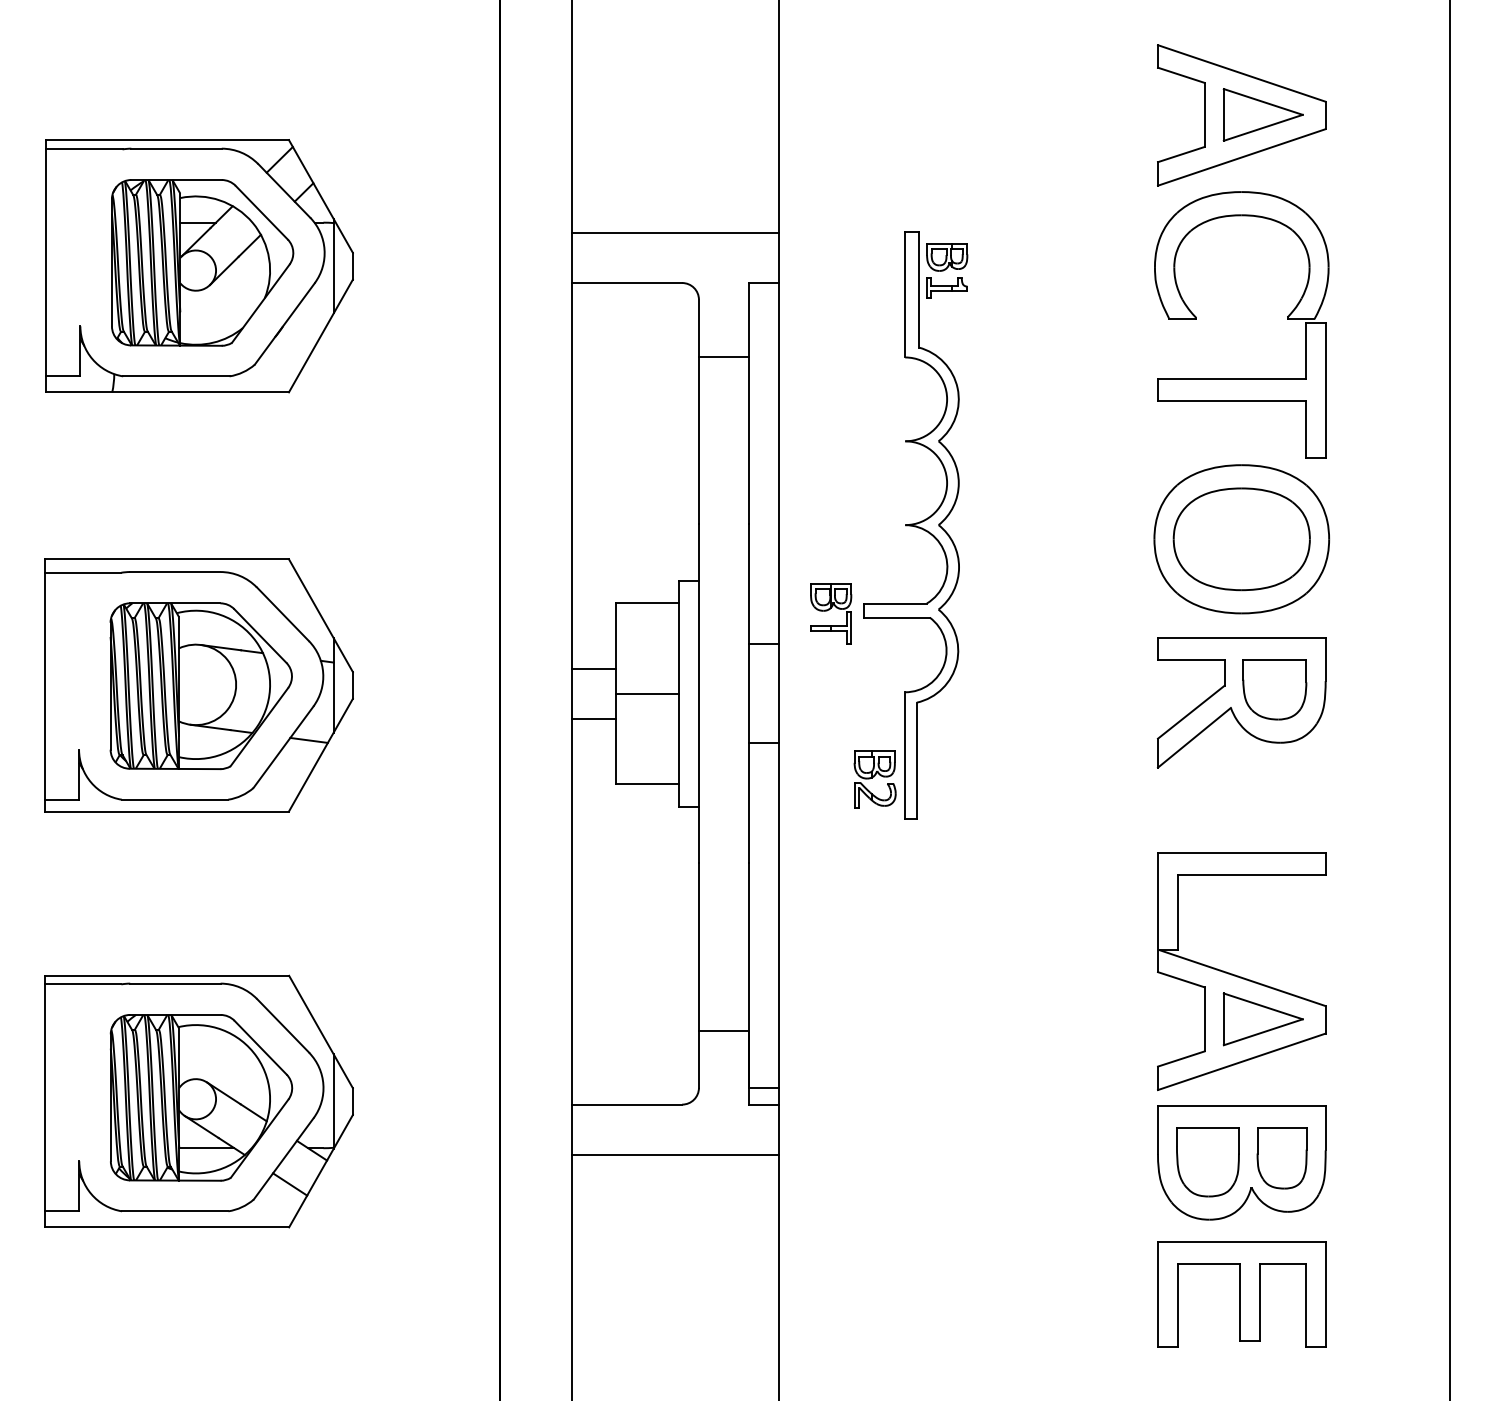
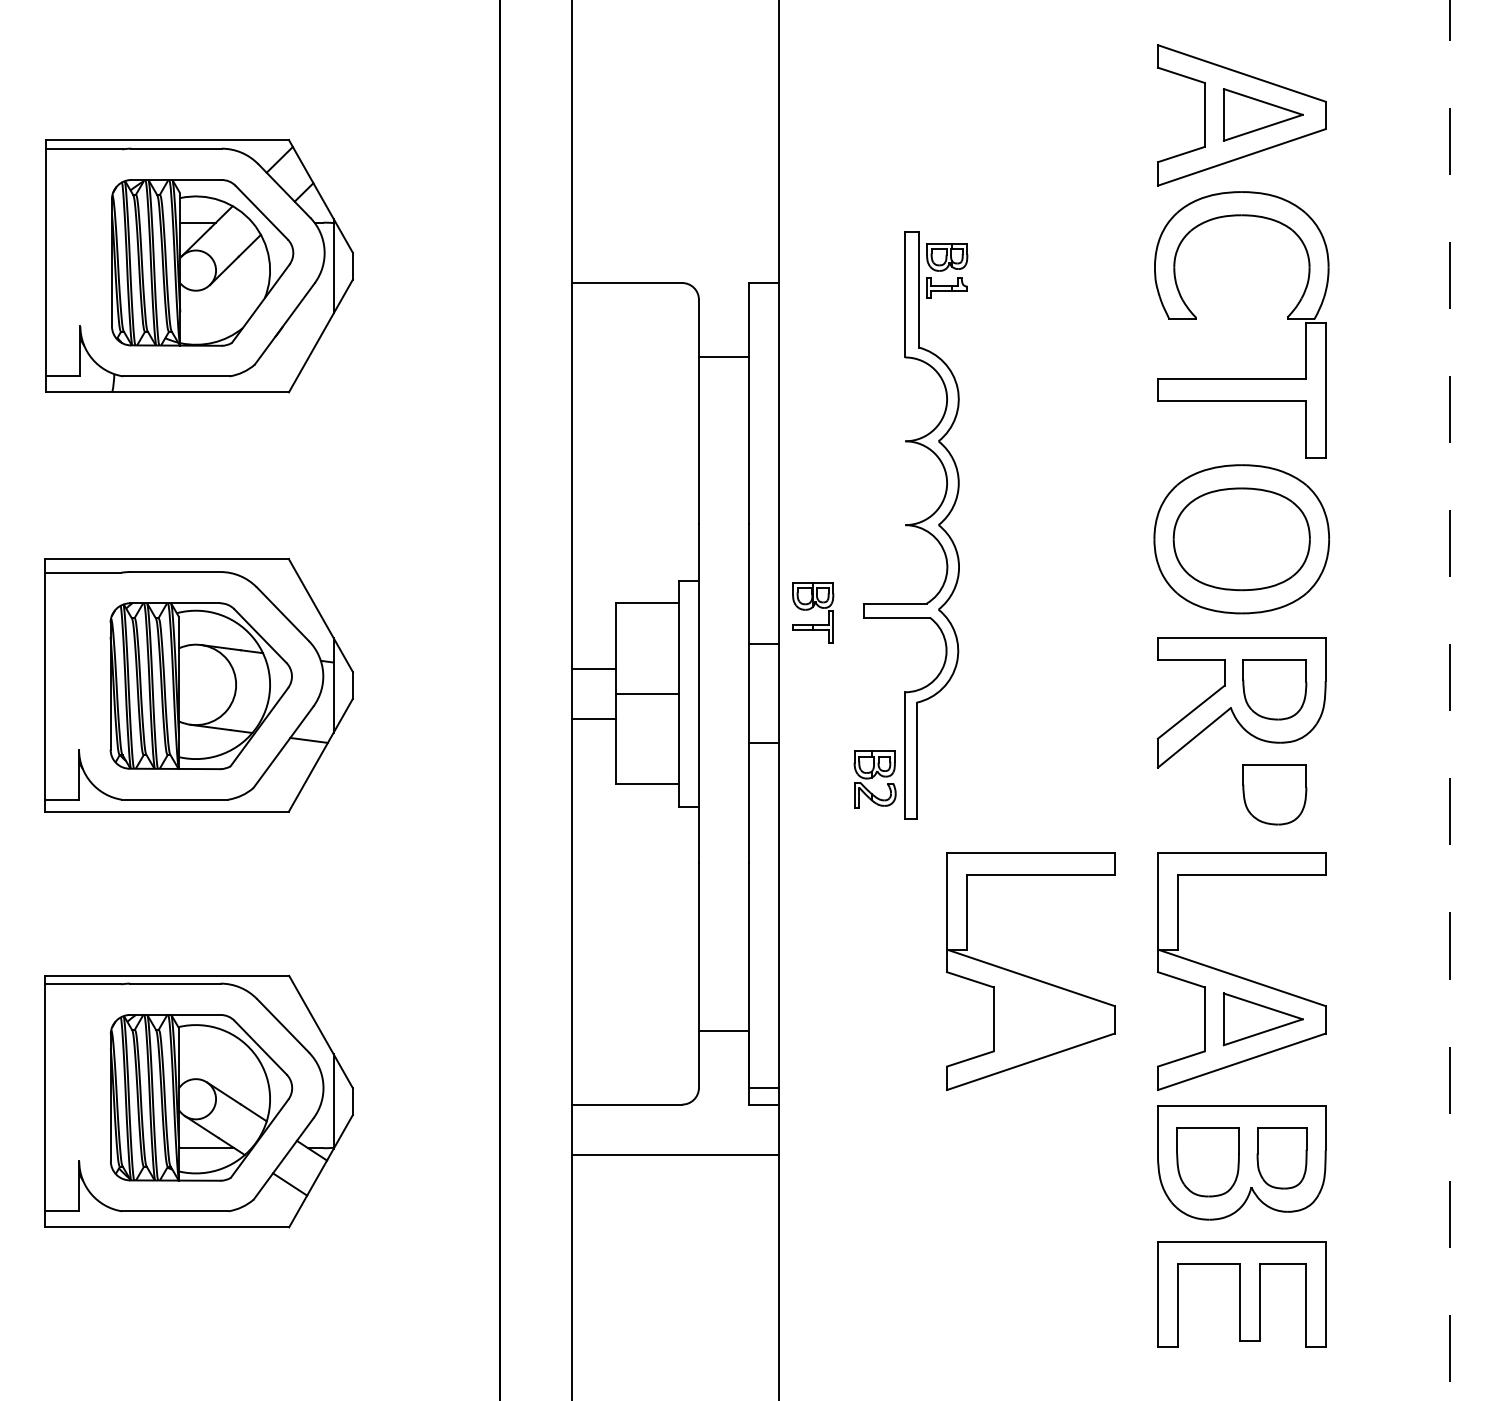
line: present -> none (675, 232)
part position: (831, 613) -> (813, 612) (813, 612)
line: solid -> dashed (1450, 700)
part: none -> present (1274, 794)
part: none -> present (1030, 971)
